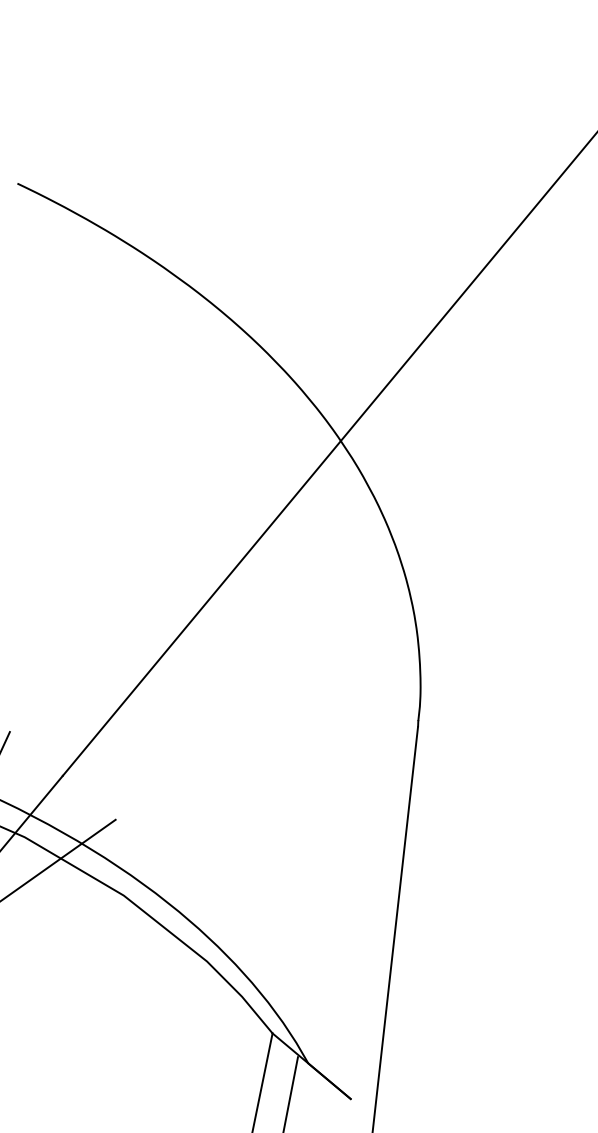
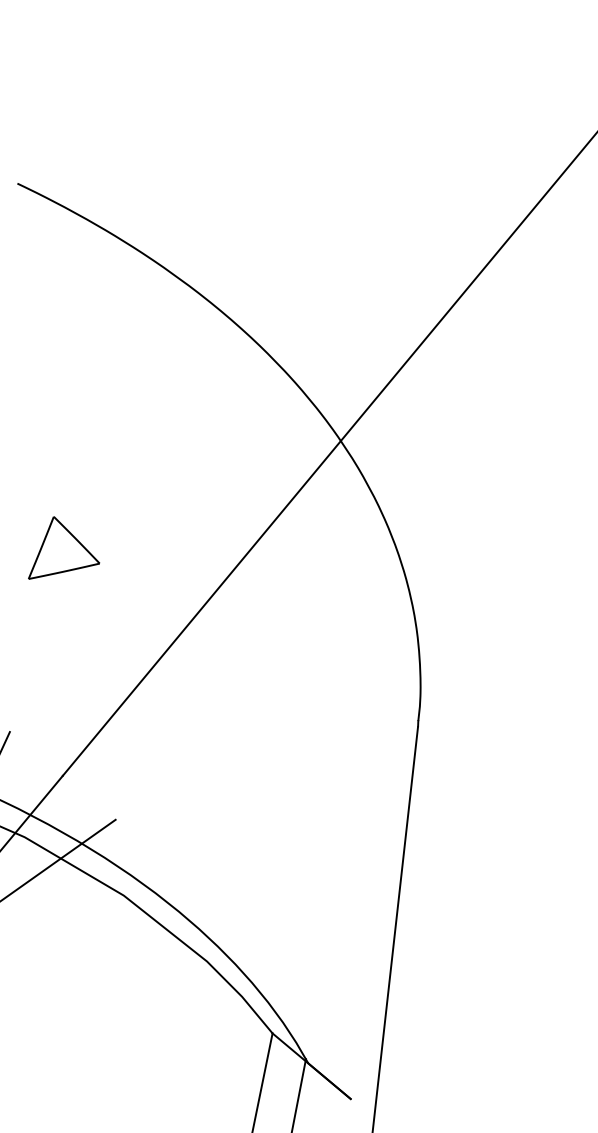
part: none -> present (64, 547)
line position: (290, 1093) -> (298, 1094) (298, 1094)
